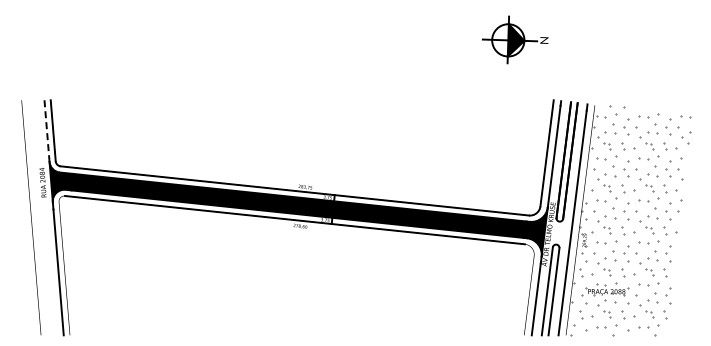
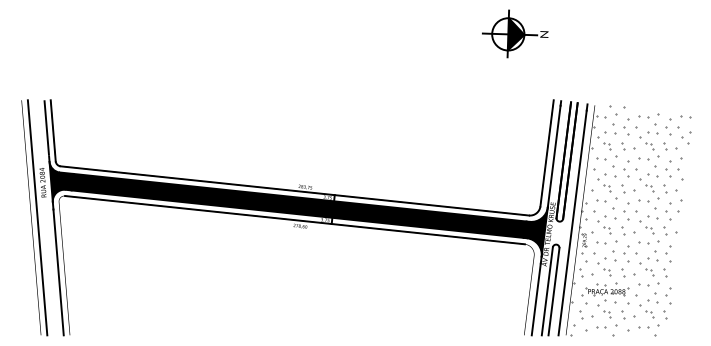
part position: (515, 39) -> (515, 33) (515, 33)
line: dashed -> solid (46, 128)
line: none -> present (37, 217)
